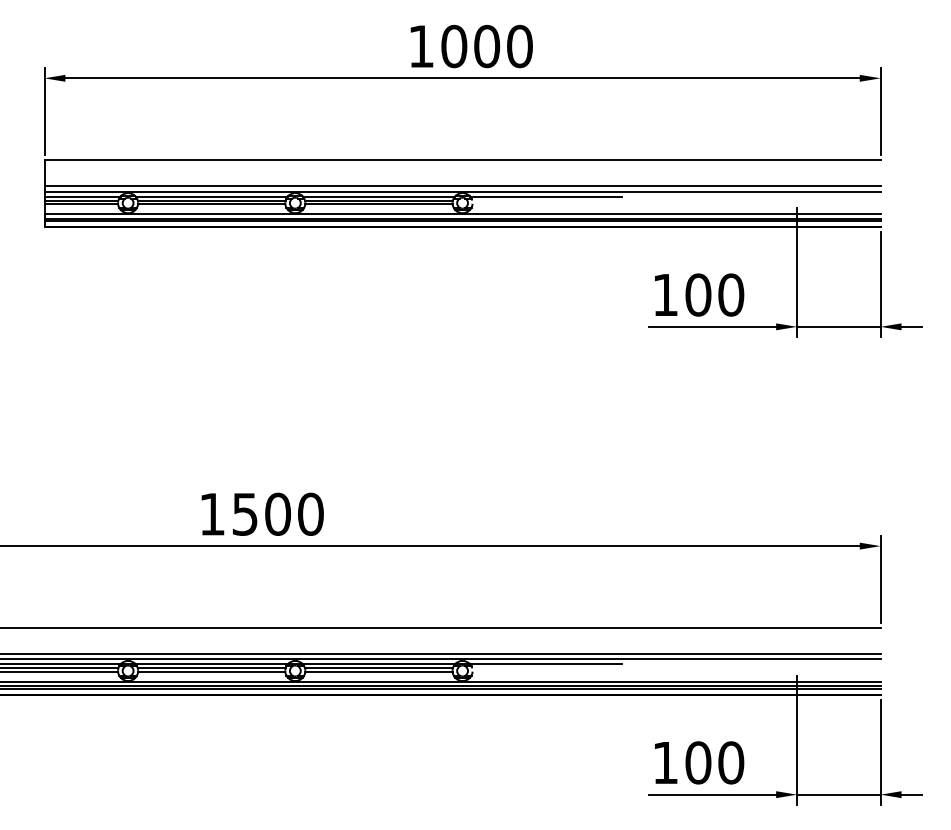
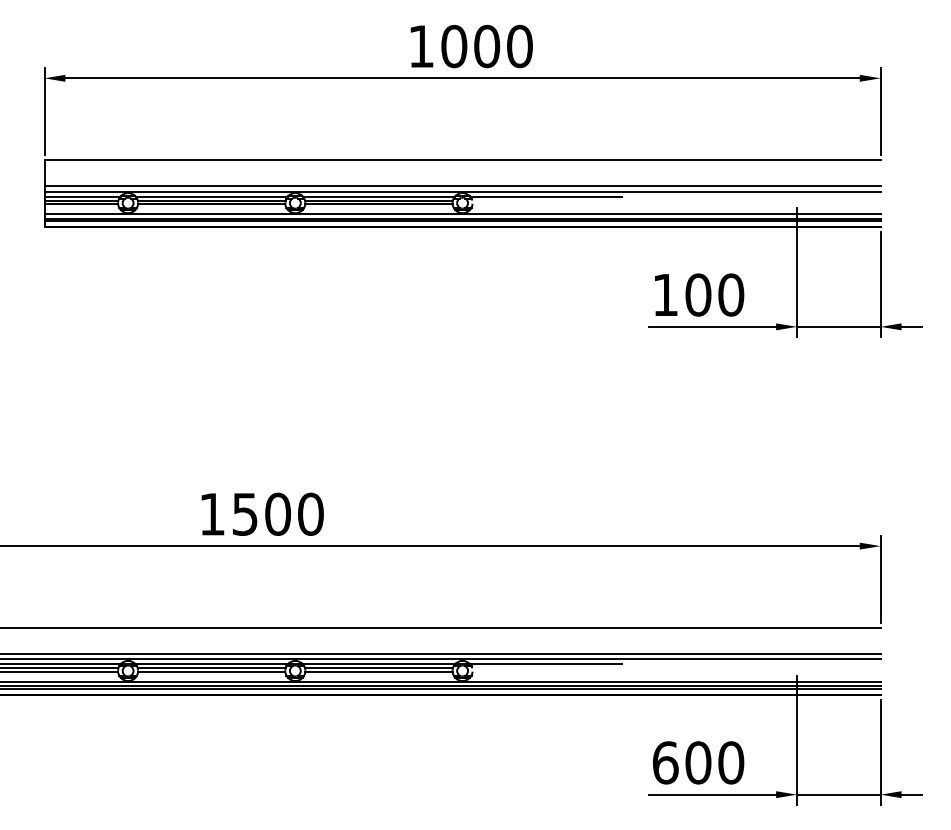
text: 100 -> 600 (665, 762)
